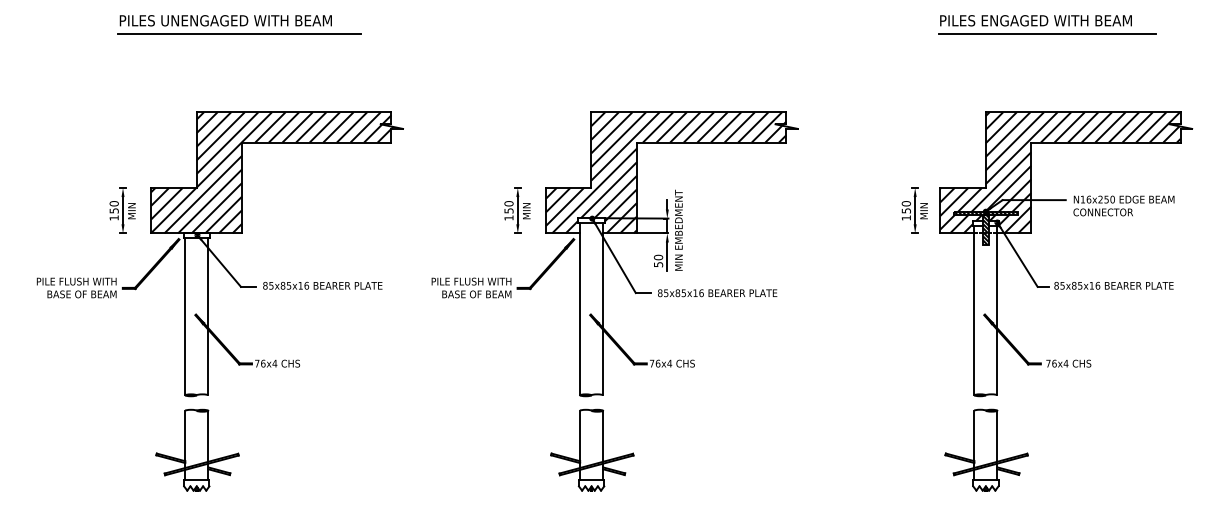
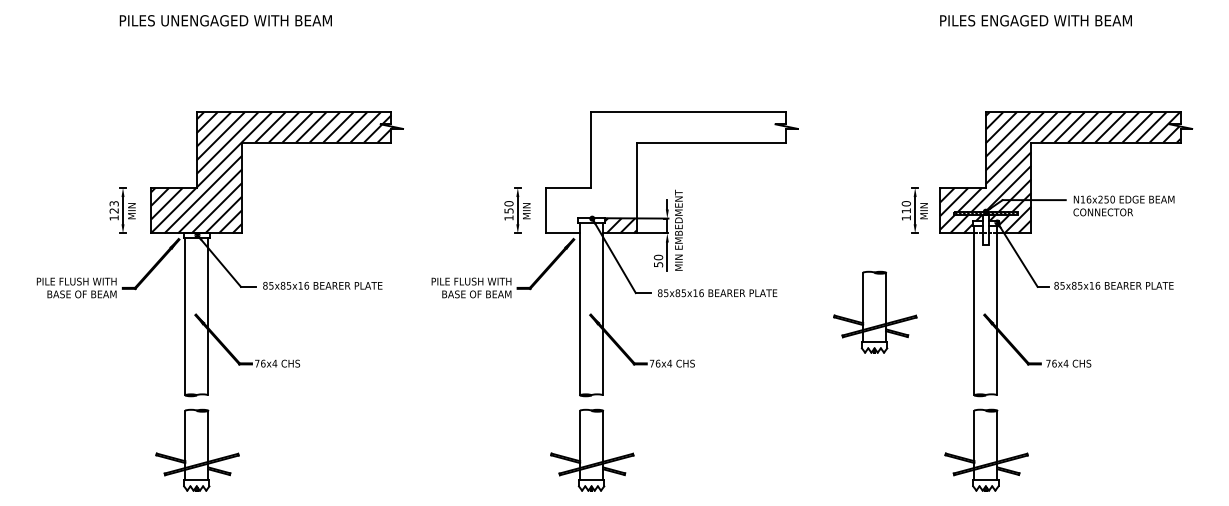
line: present -> none (239, 33)
line: present -> none (1047, 33)
hatch: present -> none (669, 172)
text: 150 -> 123 (113, 207)
text: 150 -> 110 (905, 210)
hatch: present -> none (985, 229)
part: none -> present (875, 311)
